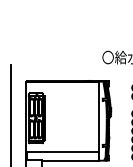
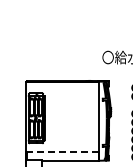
line: present -> none (10, 114)
line: solid -> dashed (61, 152)
